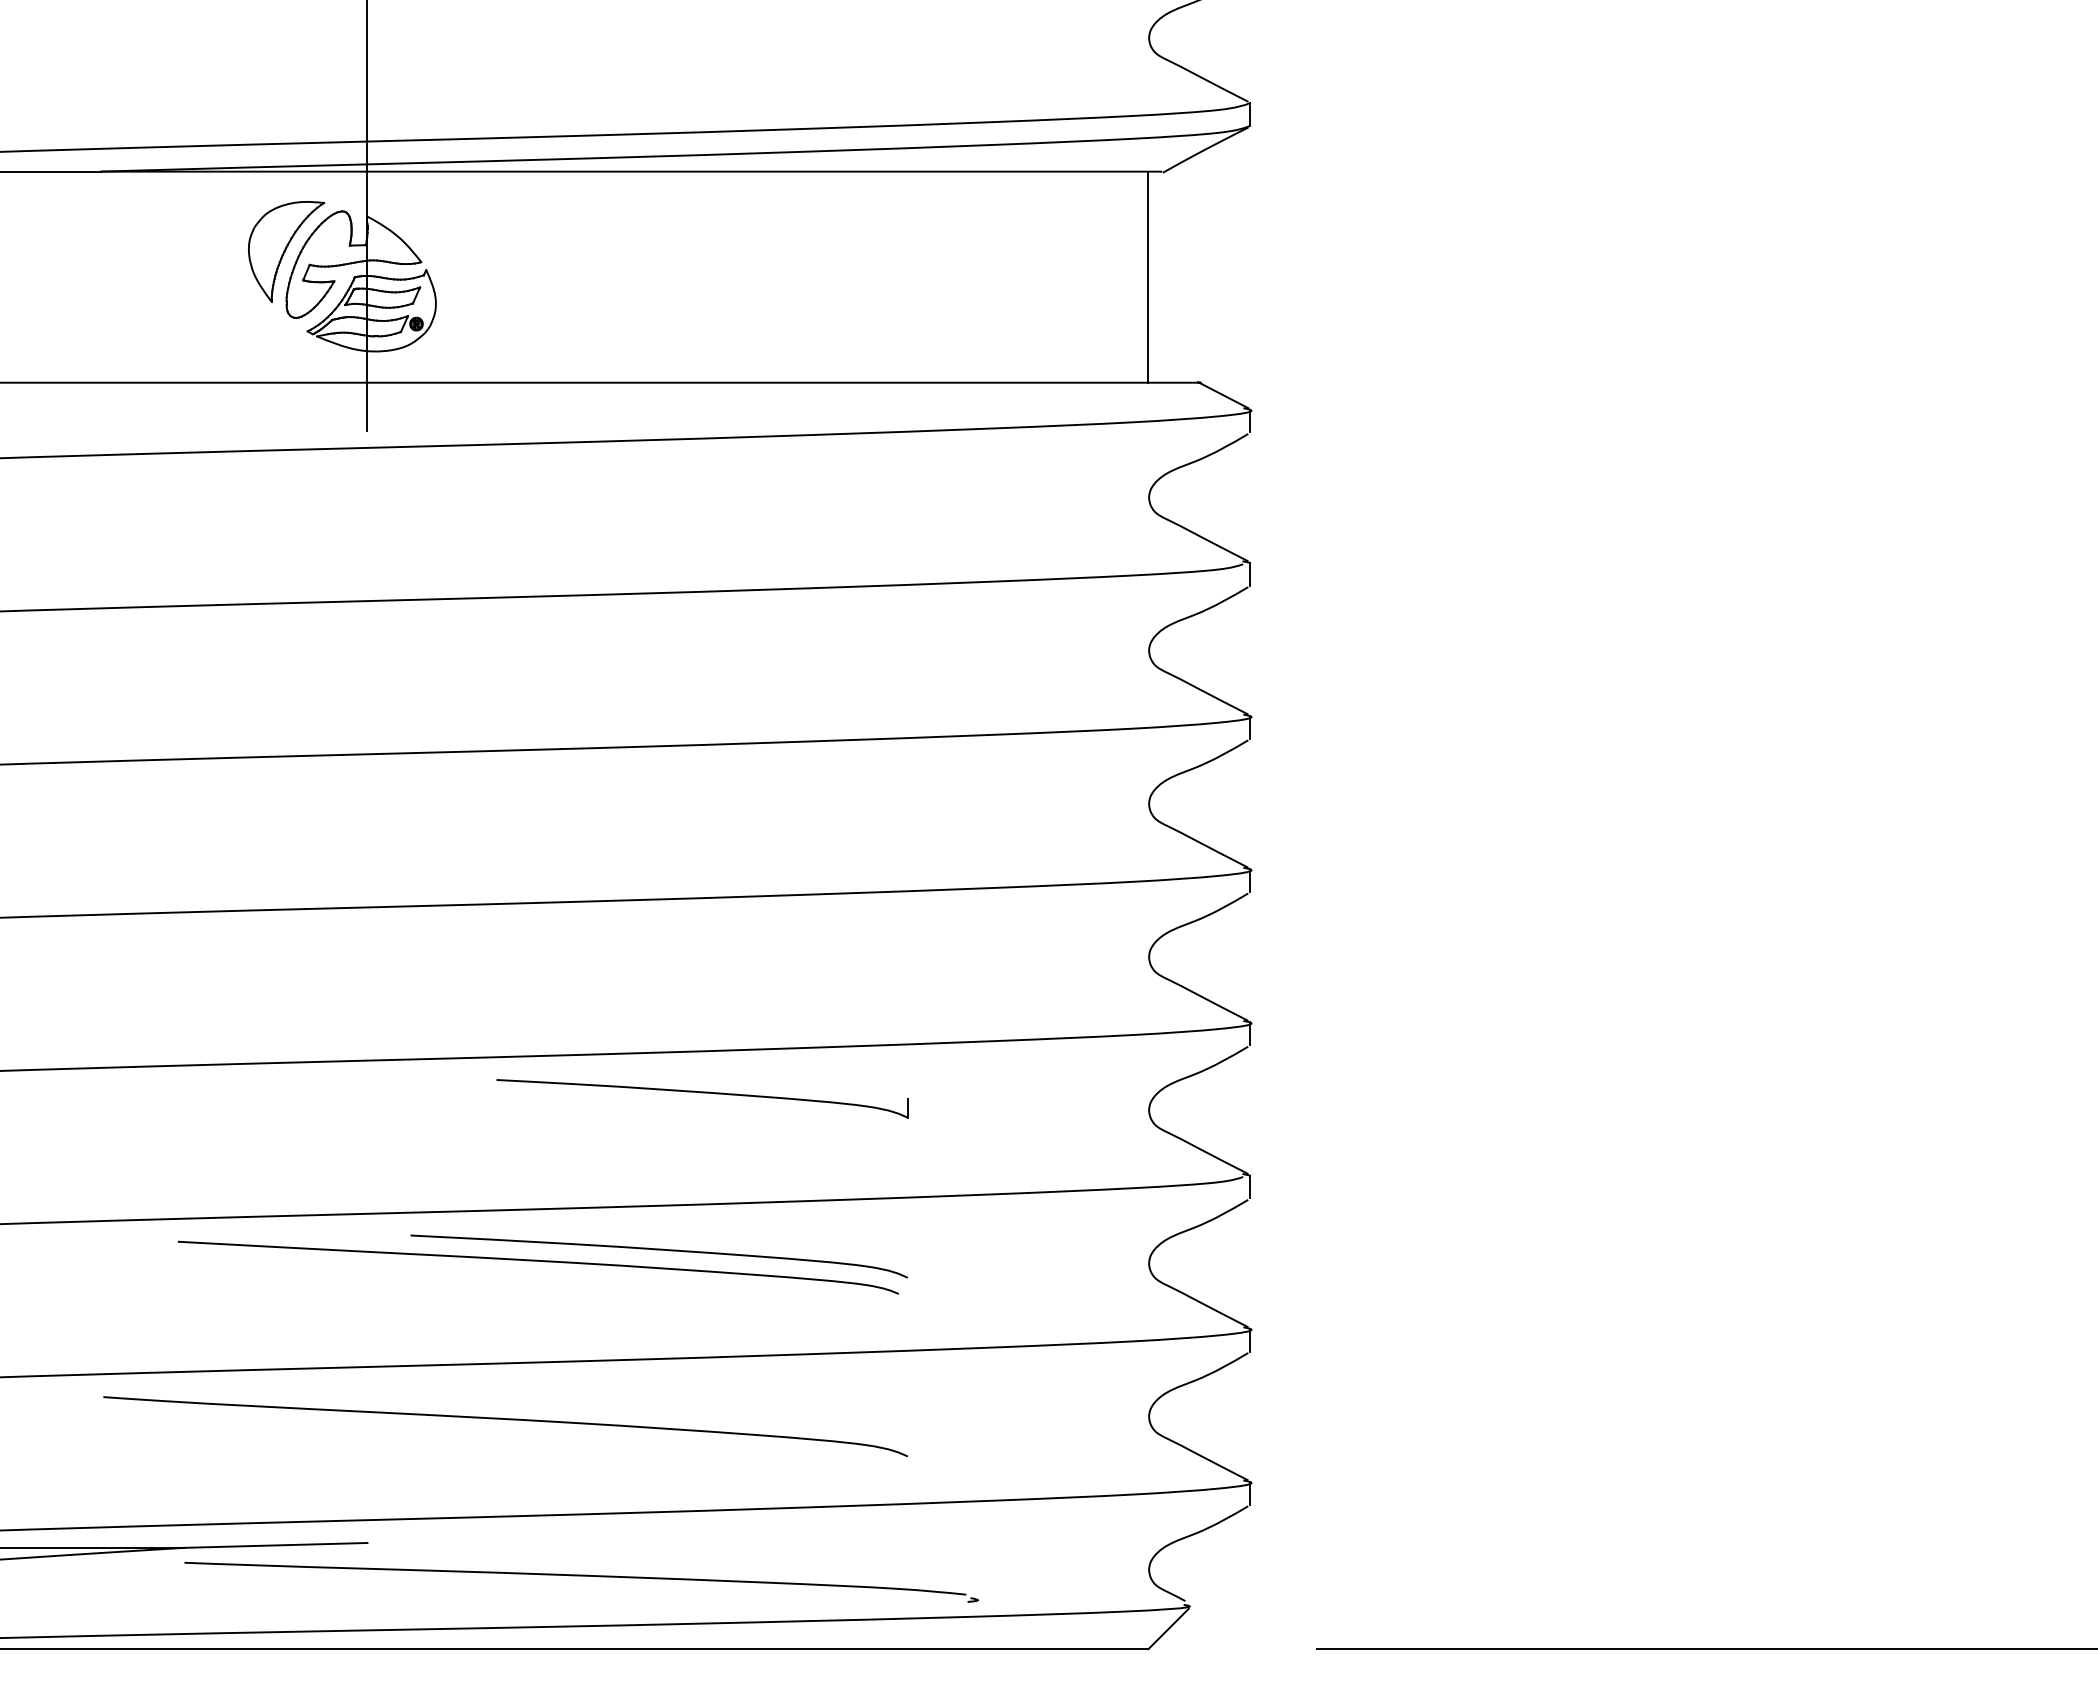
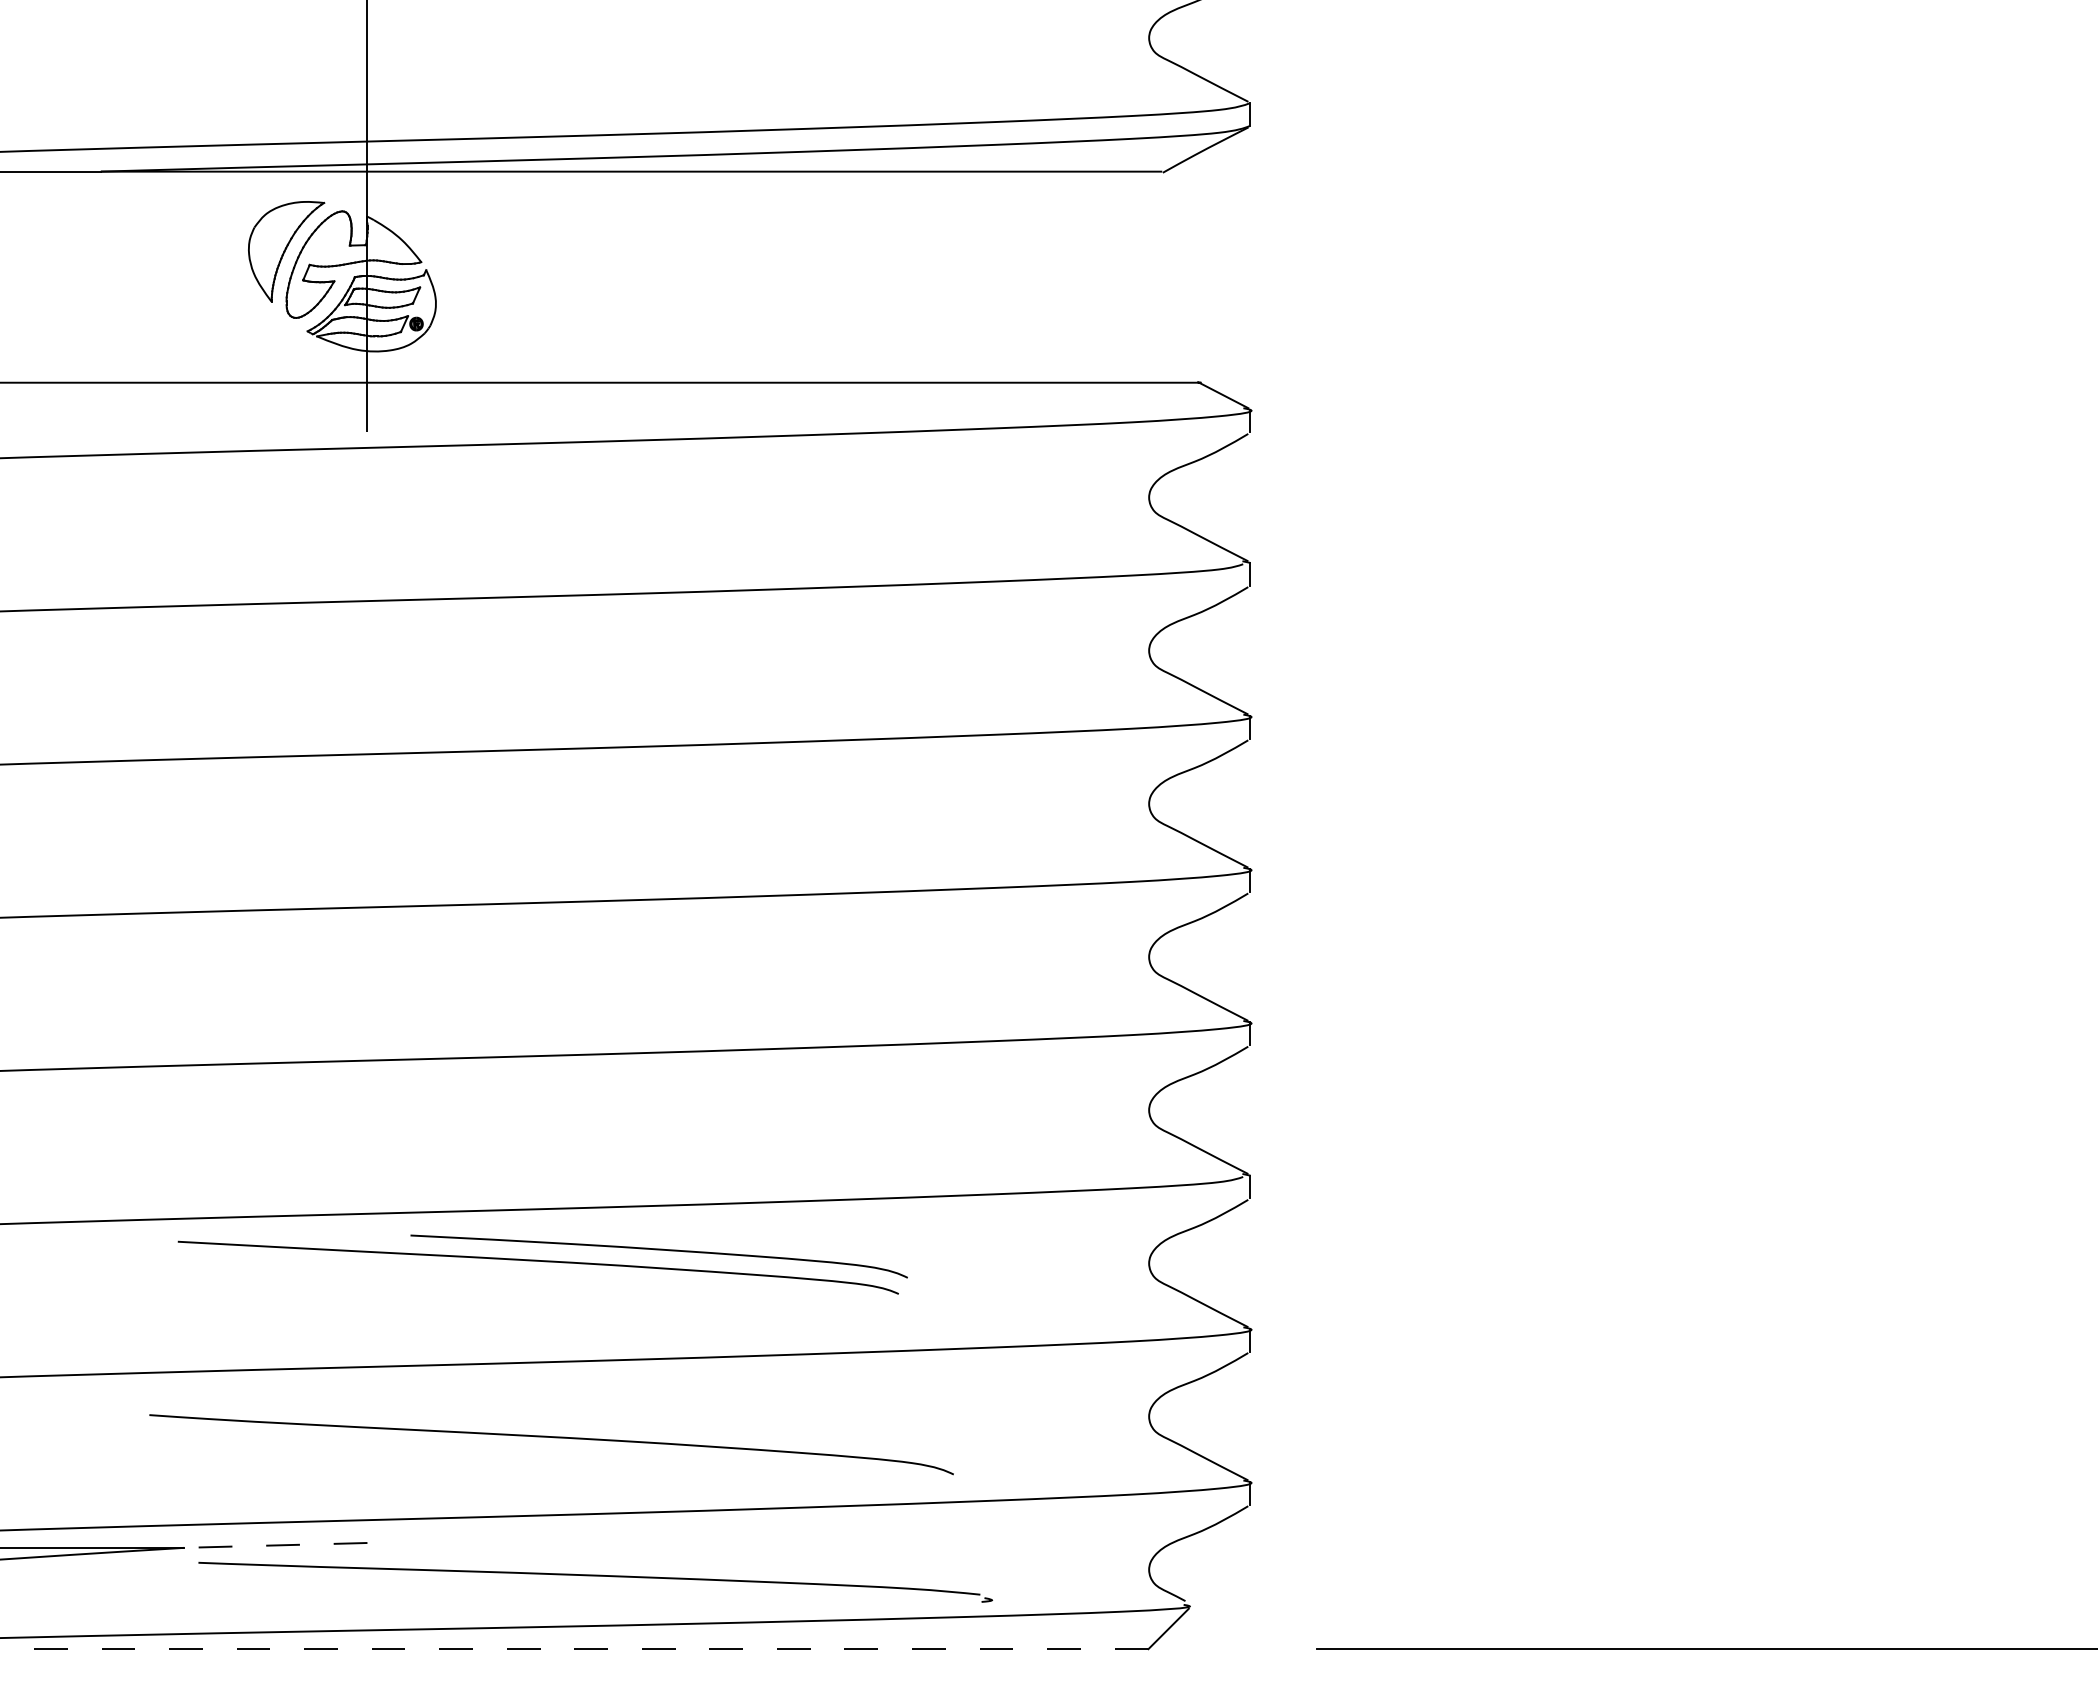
line: present -> none (1148, 276)
part: present -> none (702, 1098)
curve position: (508, 1420) -> (554, 1438) (554, 1438)
line: solid -> dashed (275, 1545)
part position: (581, 1581) -> (595, 1581) (595, 1581)
line: solid -> dashed (574, 1649)
